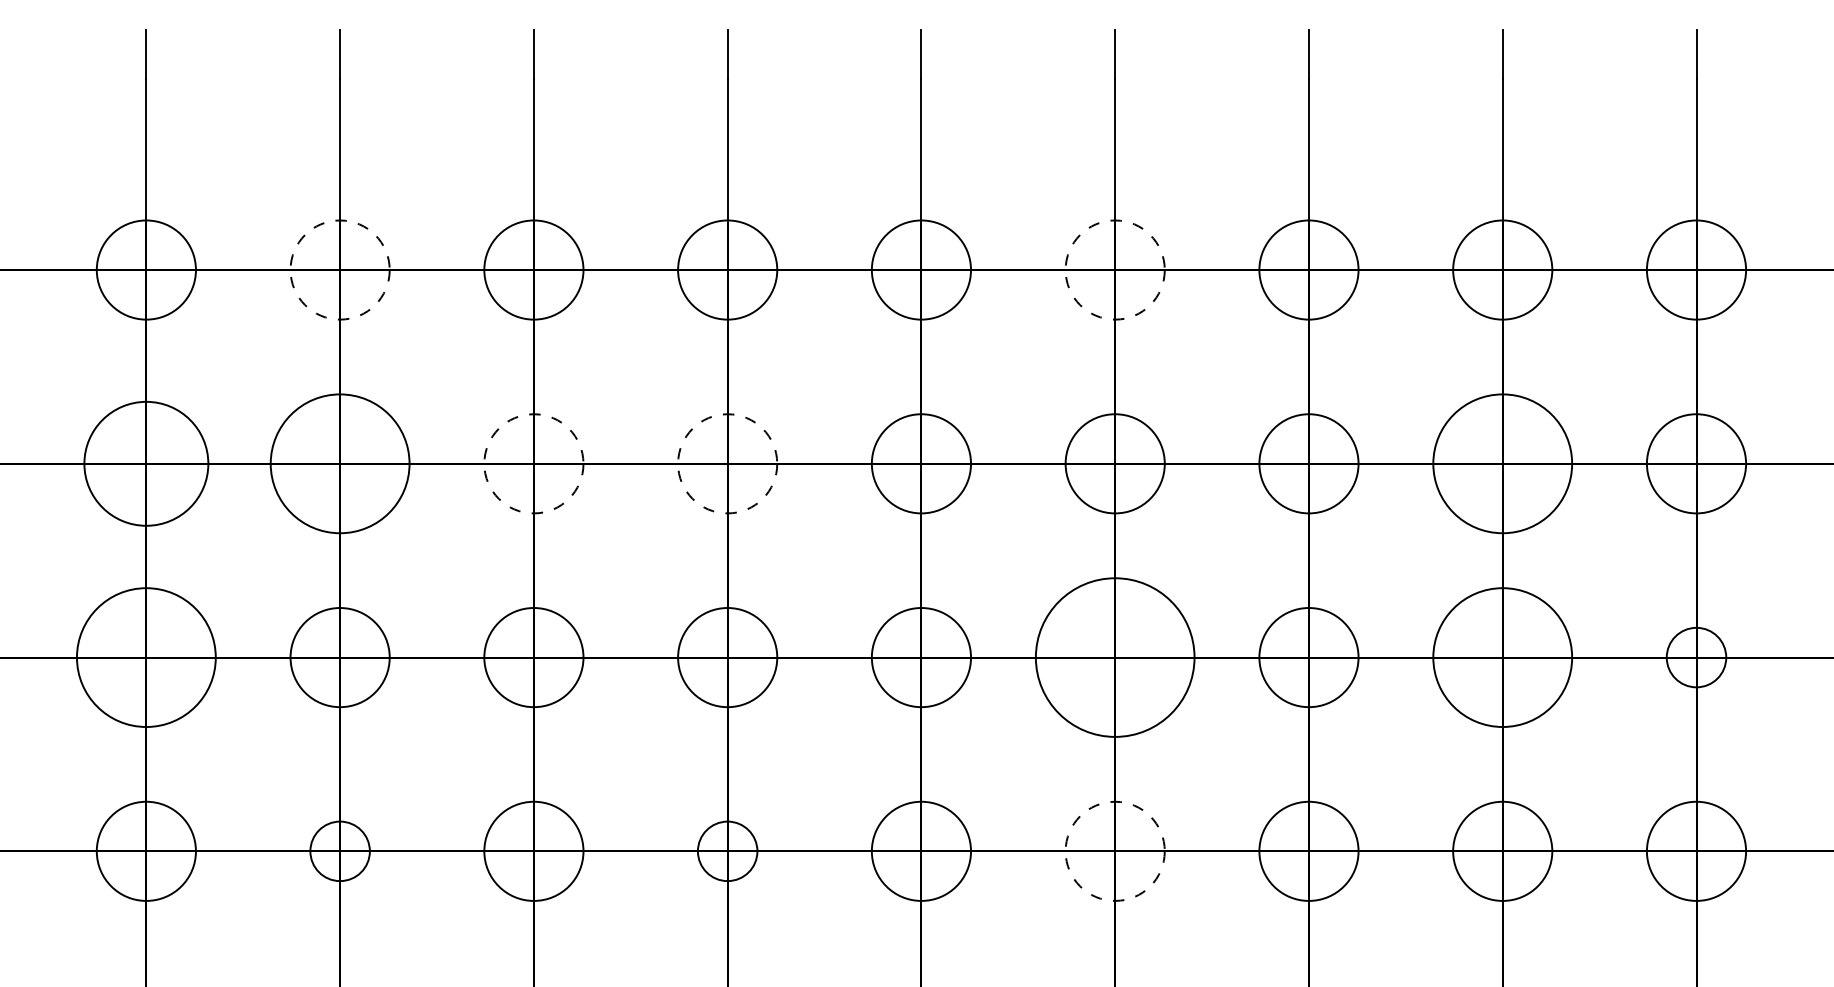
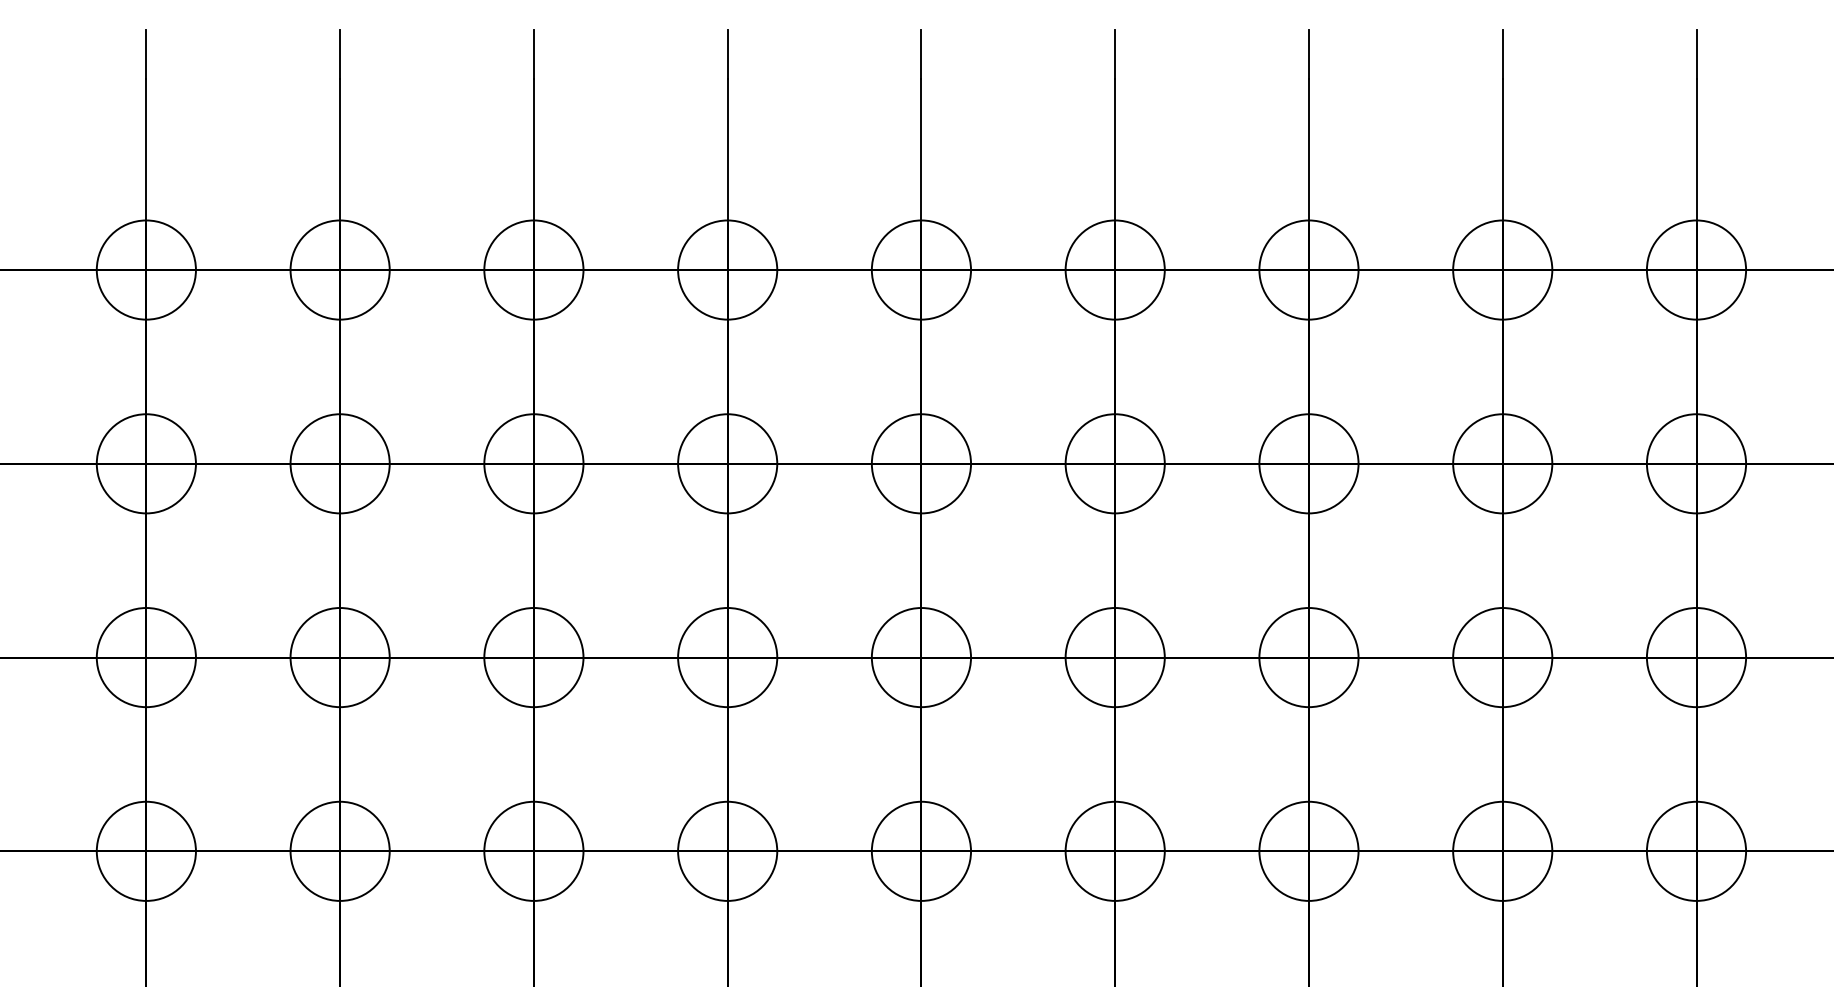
circle: dashed -> solid (339, 269)
circle: dashed -> solid (1114, 269)
circle diameter: 124 px -> 99 px (145, 463)
circle diameter: 139 px -> 99 px (339, 463)
circle: dashed -> solid (533, 463)
circle: dashed -> solid (727, 463)
circle diameter: 139 px -> 99 px (1502, 463)
circle diameter: 139 px -> 99 px (145, 657)
circle diameter: 159 px -> 99 px (1114, 657)
circle diameter: 139 px -> 99 px (1502, 657)
circle diameter: 59 px -> 99 px (1696, 657)
circle: dashed -> solid (1114, 850)
circle diameter: 59 px -> 99 px (339, 850)
circle diameter: 59 px -> 99 px (727, 850)
